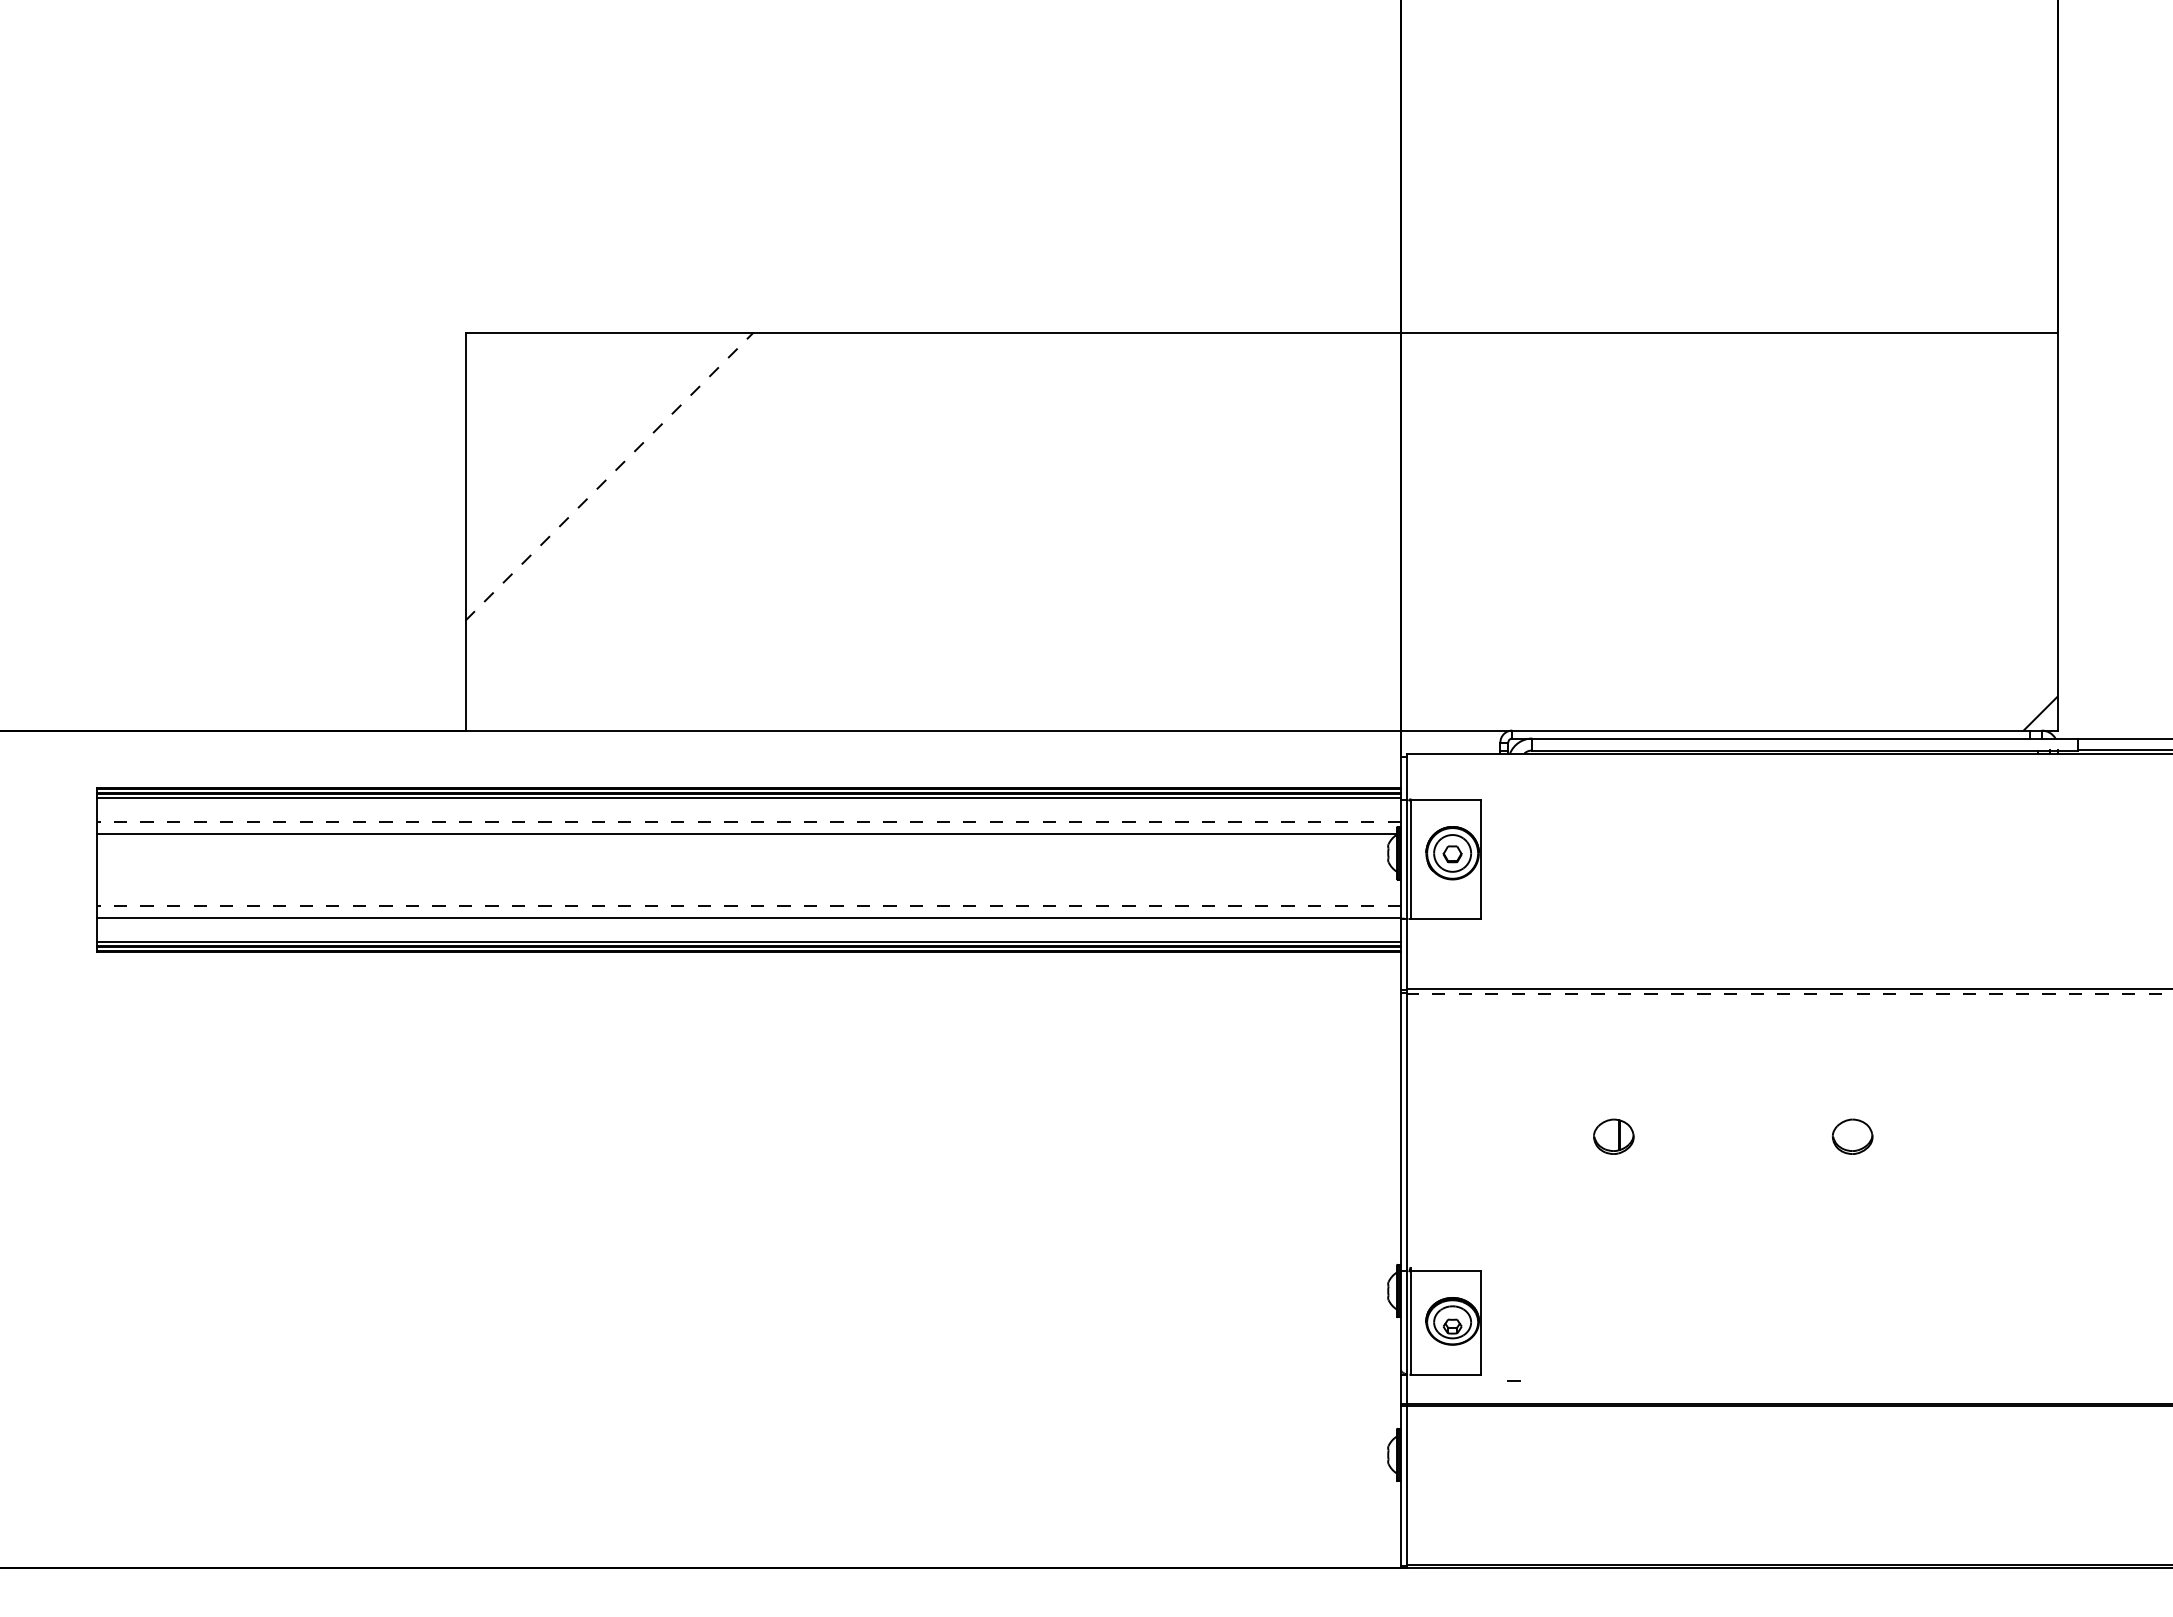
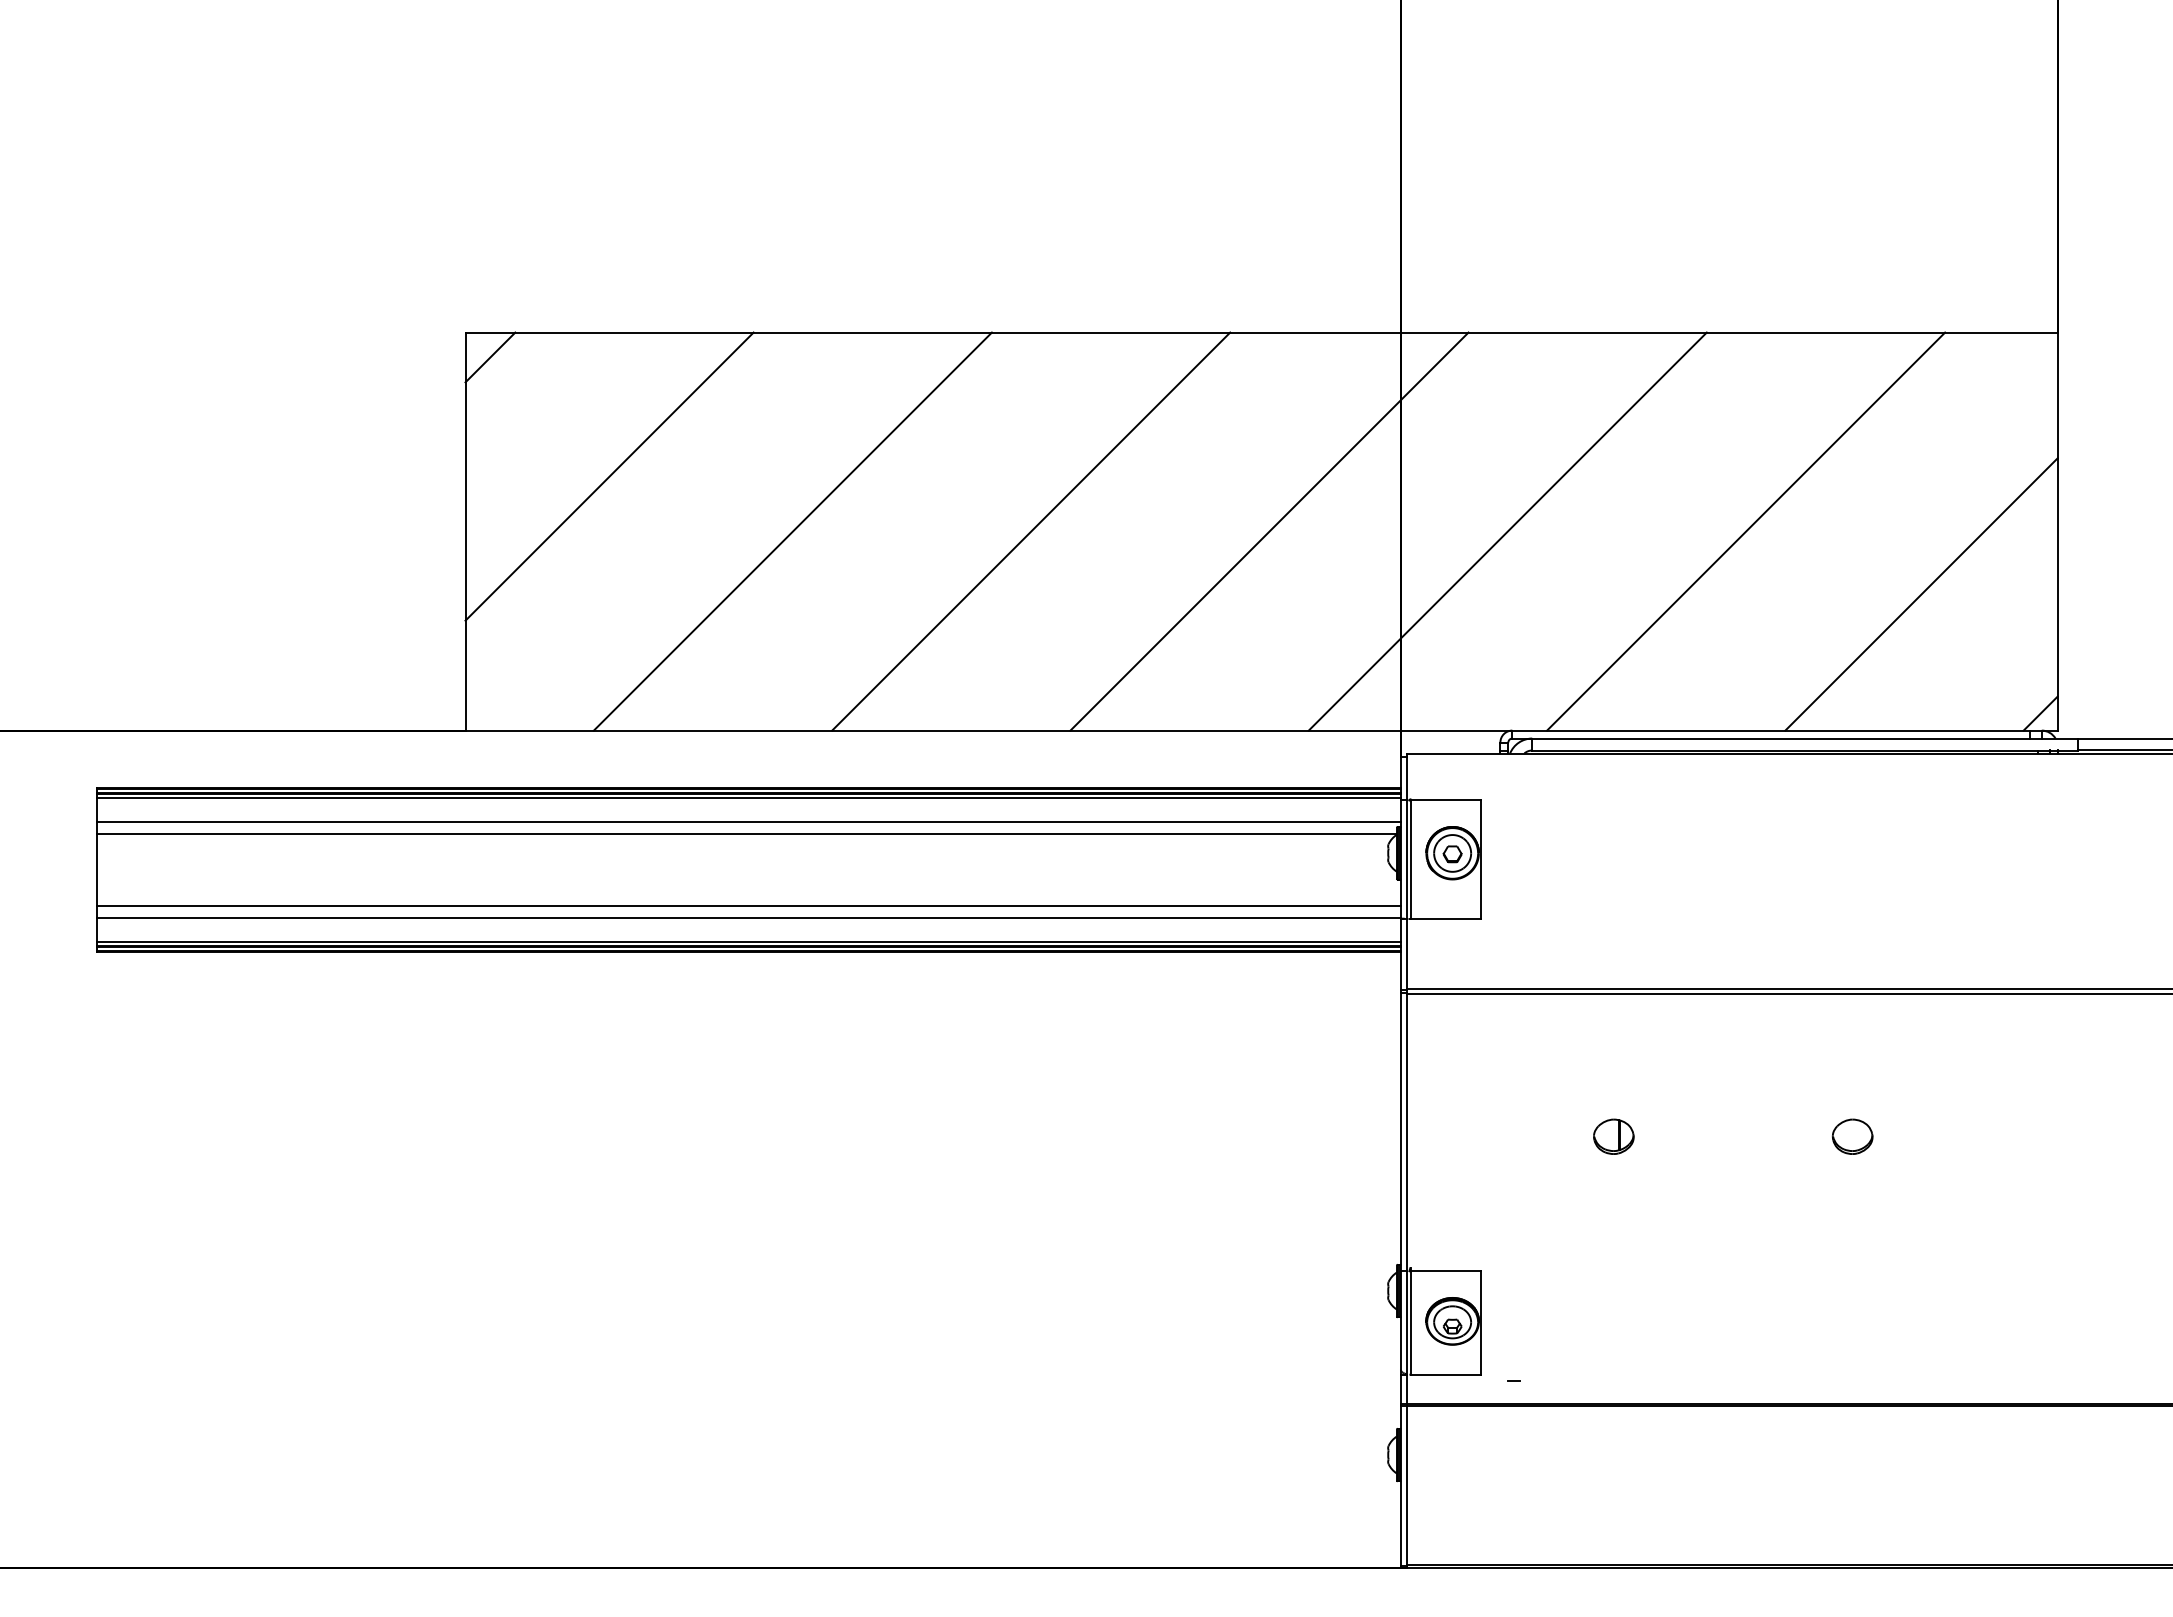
line: none -> present (490, 357)
line: dashed -> solid (609, 476)
line: none -> present (792, 531)
line: none -> present (1031, 531)
line: none -> present (1269, 531)
line: none -> present (1507, 531)
line: none -> present (1746, 531)
line: none -> present (1921, 594)
line: dashed -> solid (749, 822)
line: dashed -> solid (749, 905)
line: dashed -> solid (1788, 993)
